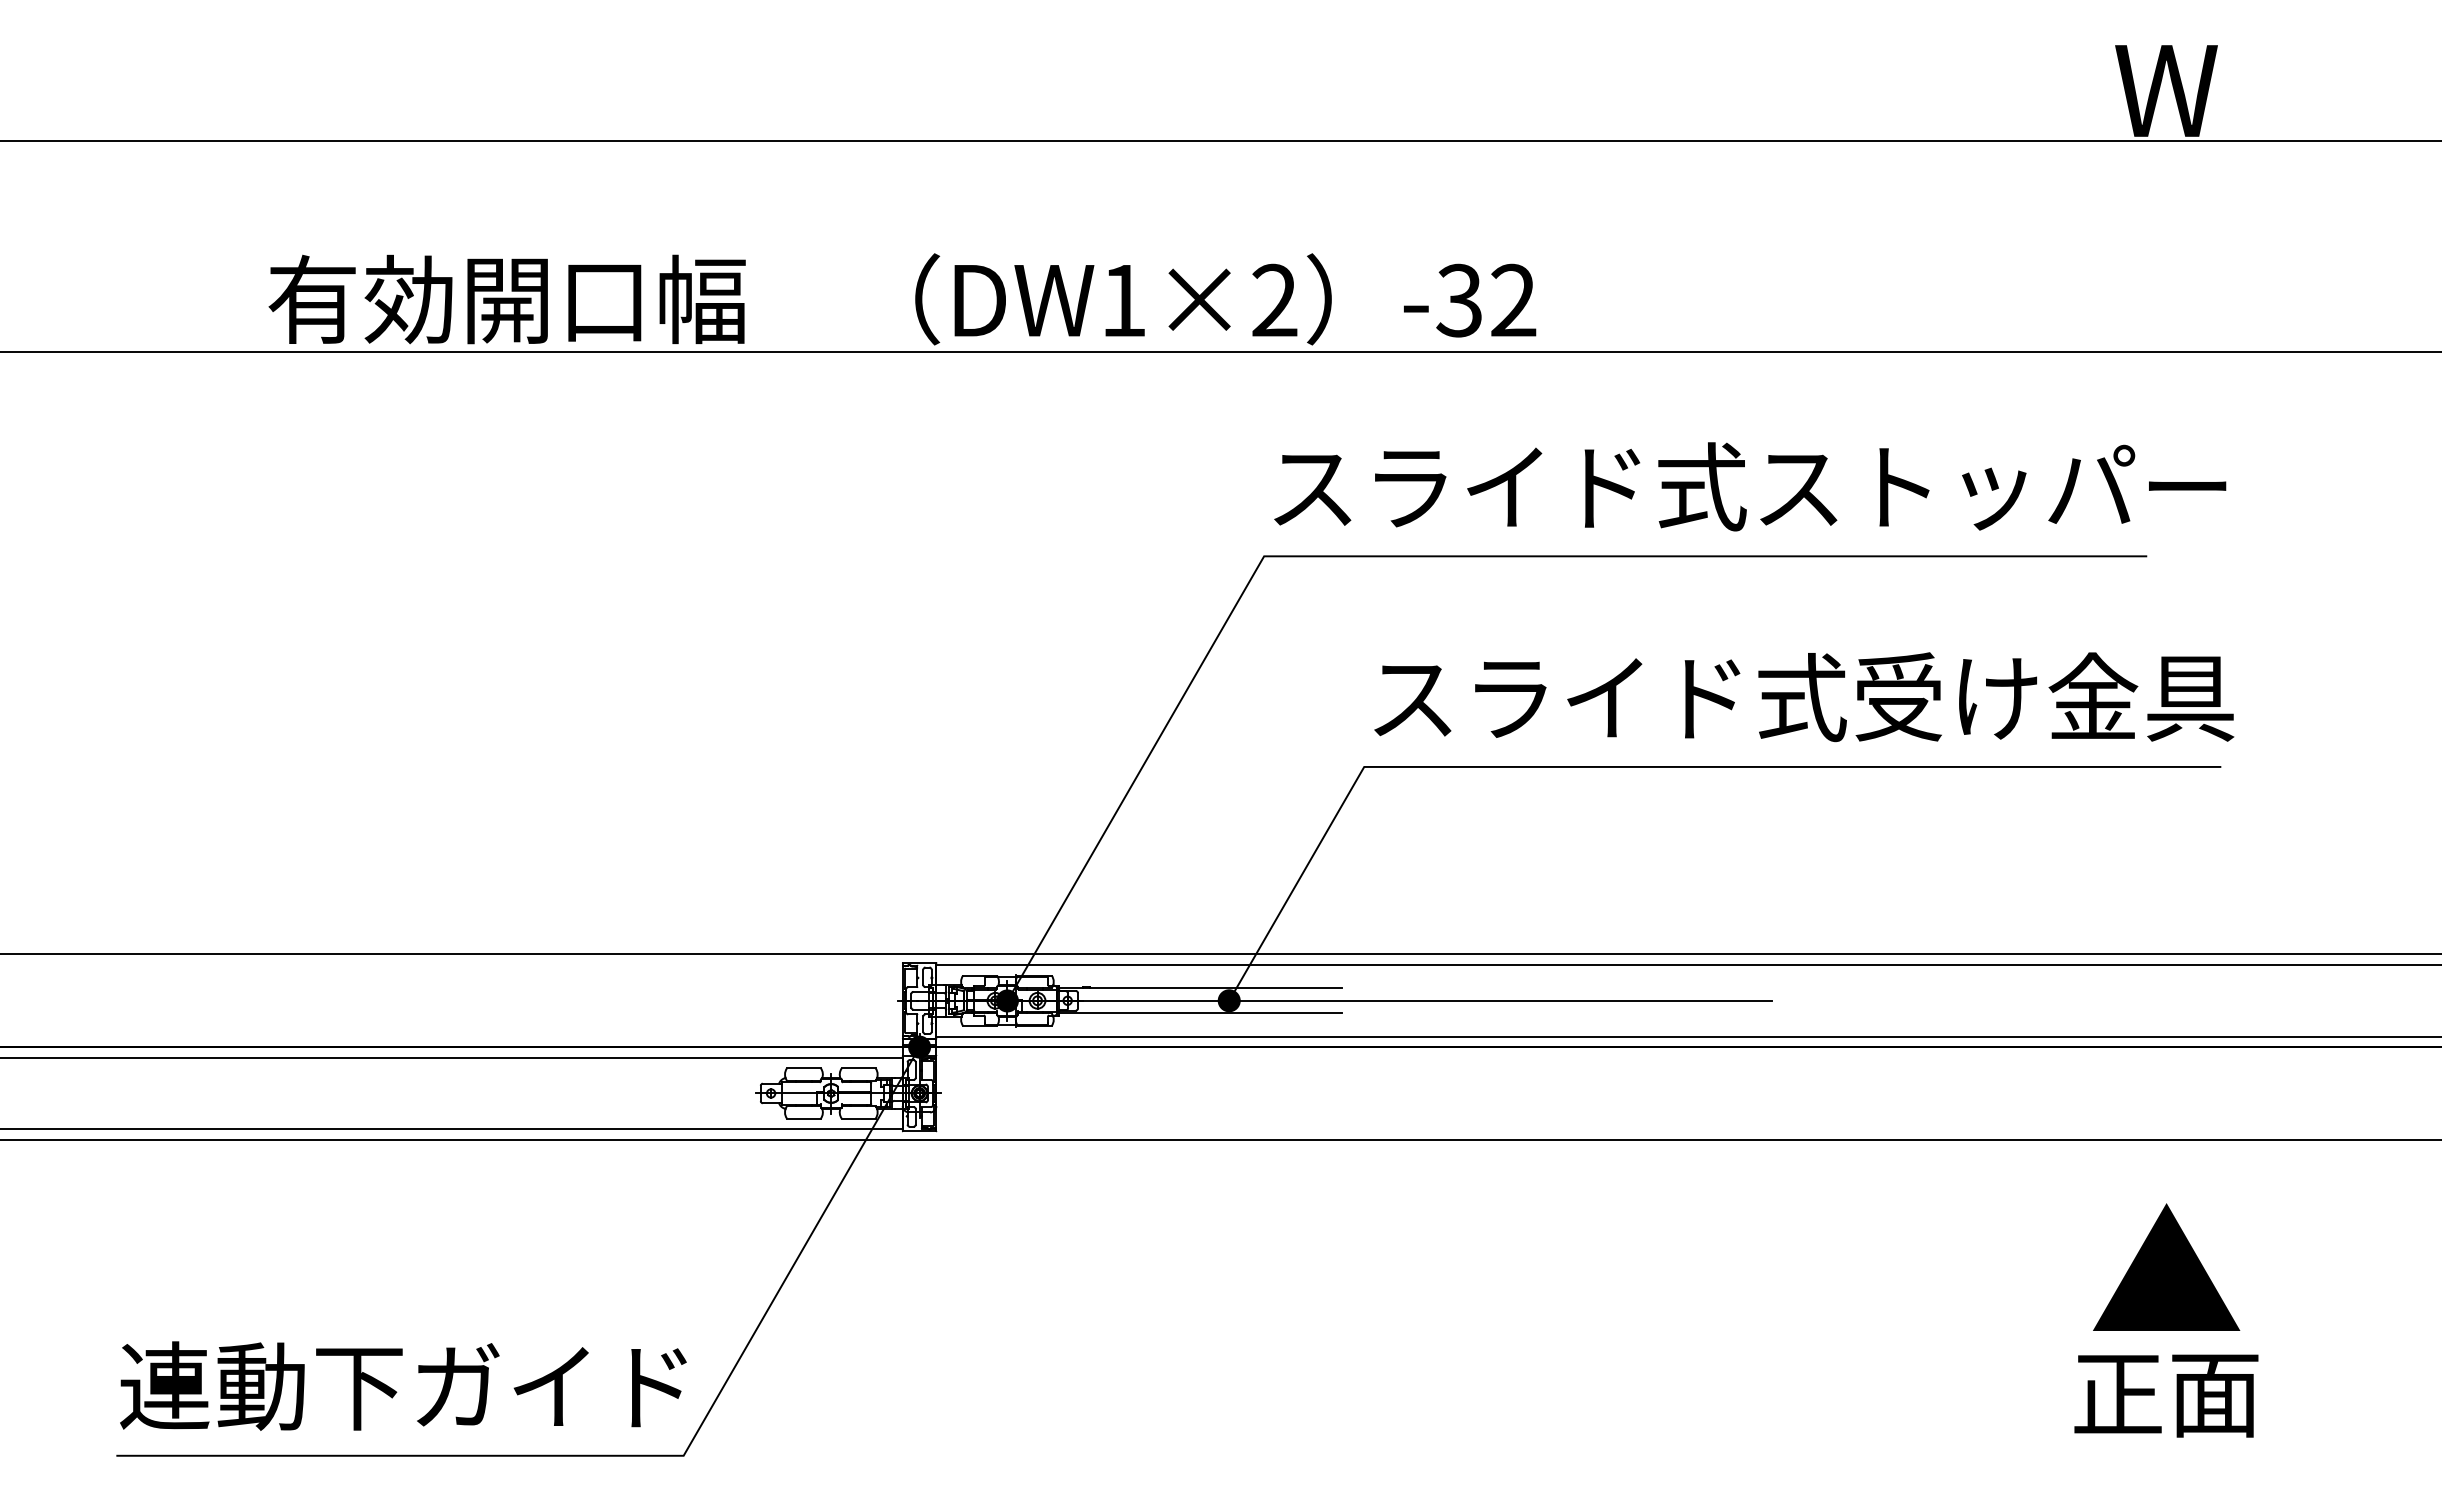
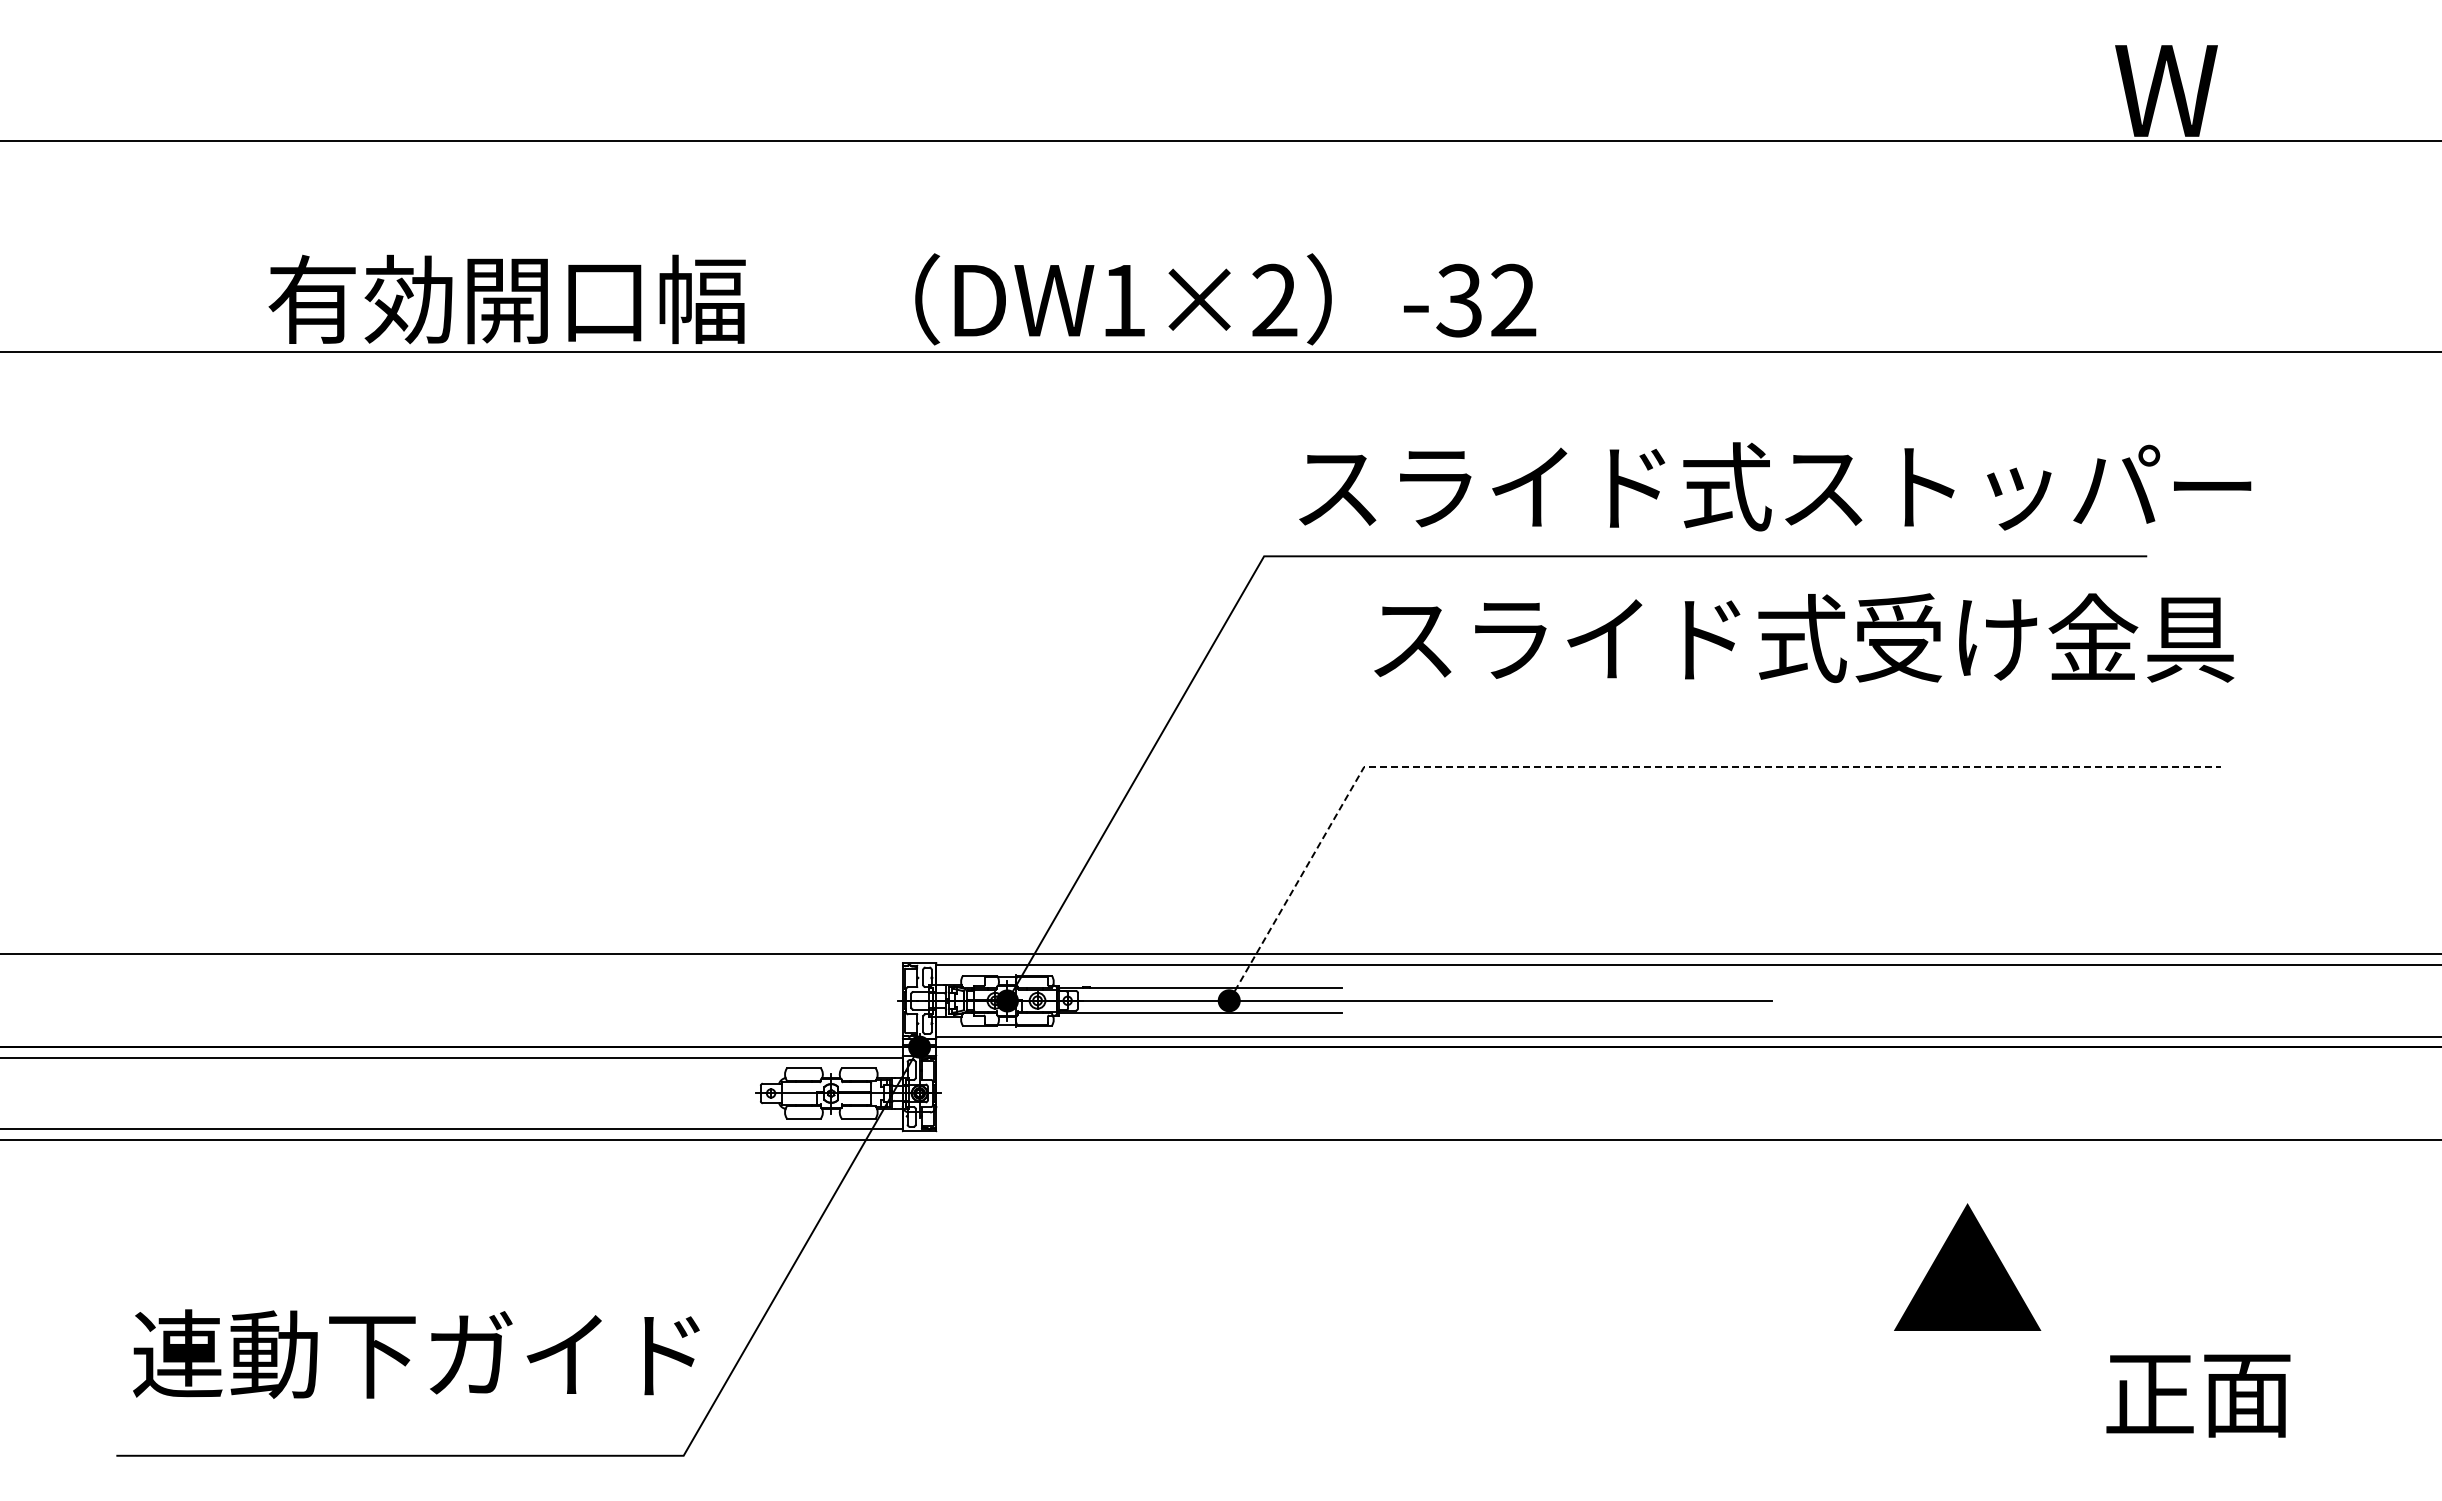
text position: (1750, 486) -> (1775, 486) (1775, 486)
text position: (1804, 697) -> (1804, 638) (1804, 638)
line: solid -> dashed (1657, 766)
part position: (2166, 1266) -> (1967, 1266) (1967, 1266)
text position: (403, 1385) -> (416, 1353) (416, 1353)
text position: (2166, 1395) -> (2198, 1395) (2198, 1395)
